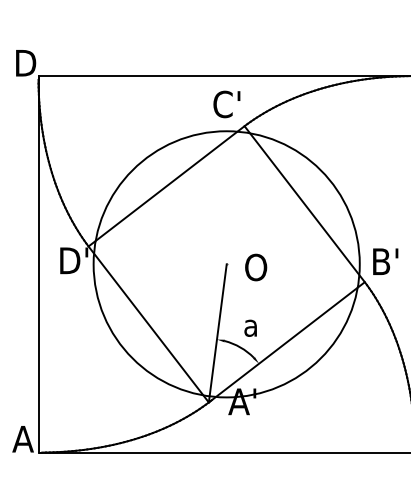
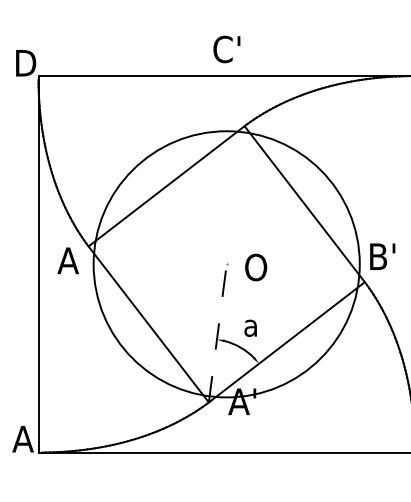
text position: (226, 104) -> (226, 49) (226, 49)
text: D' -> A (72, 260)
text position: (385, 261) -> (382, 256) (382, 256)
line: solid -> dashed (217, 333)
